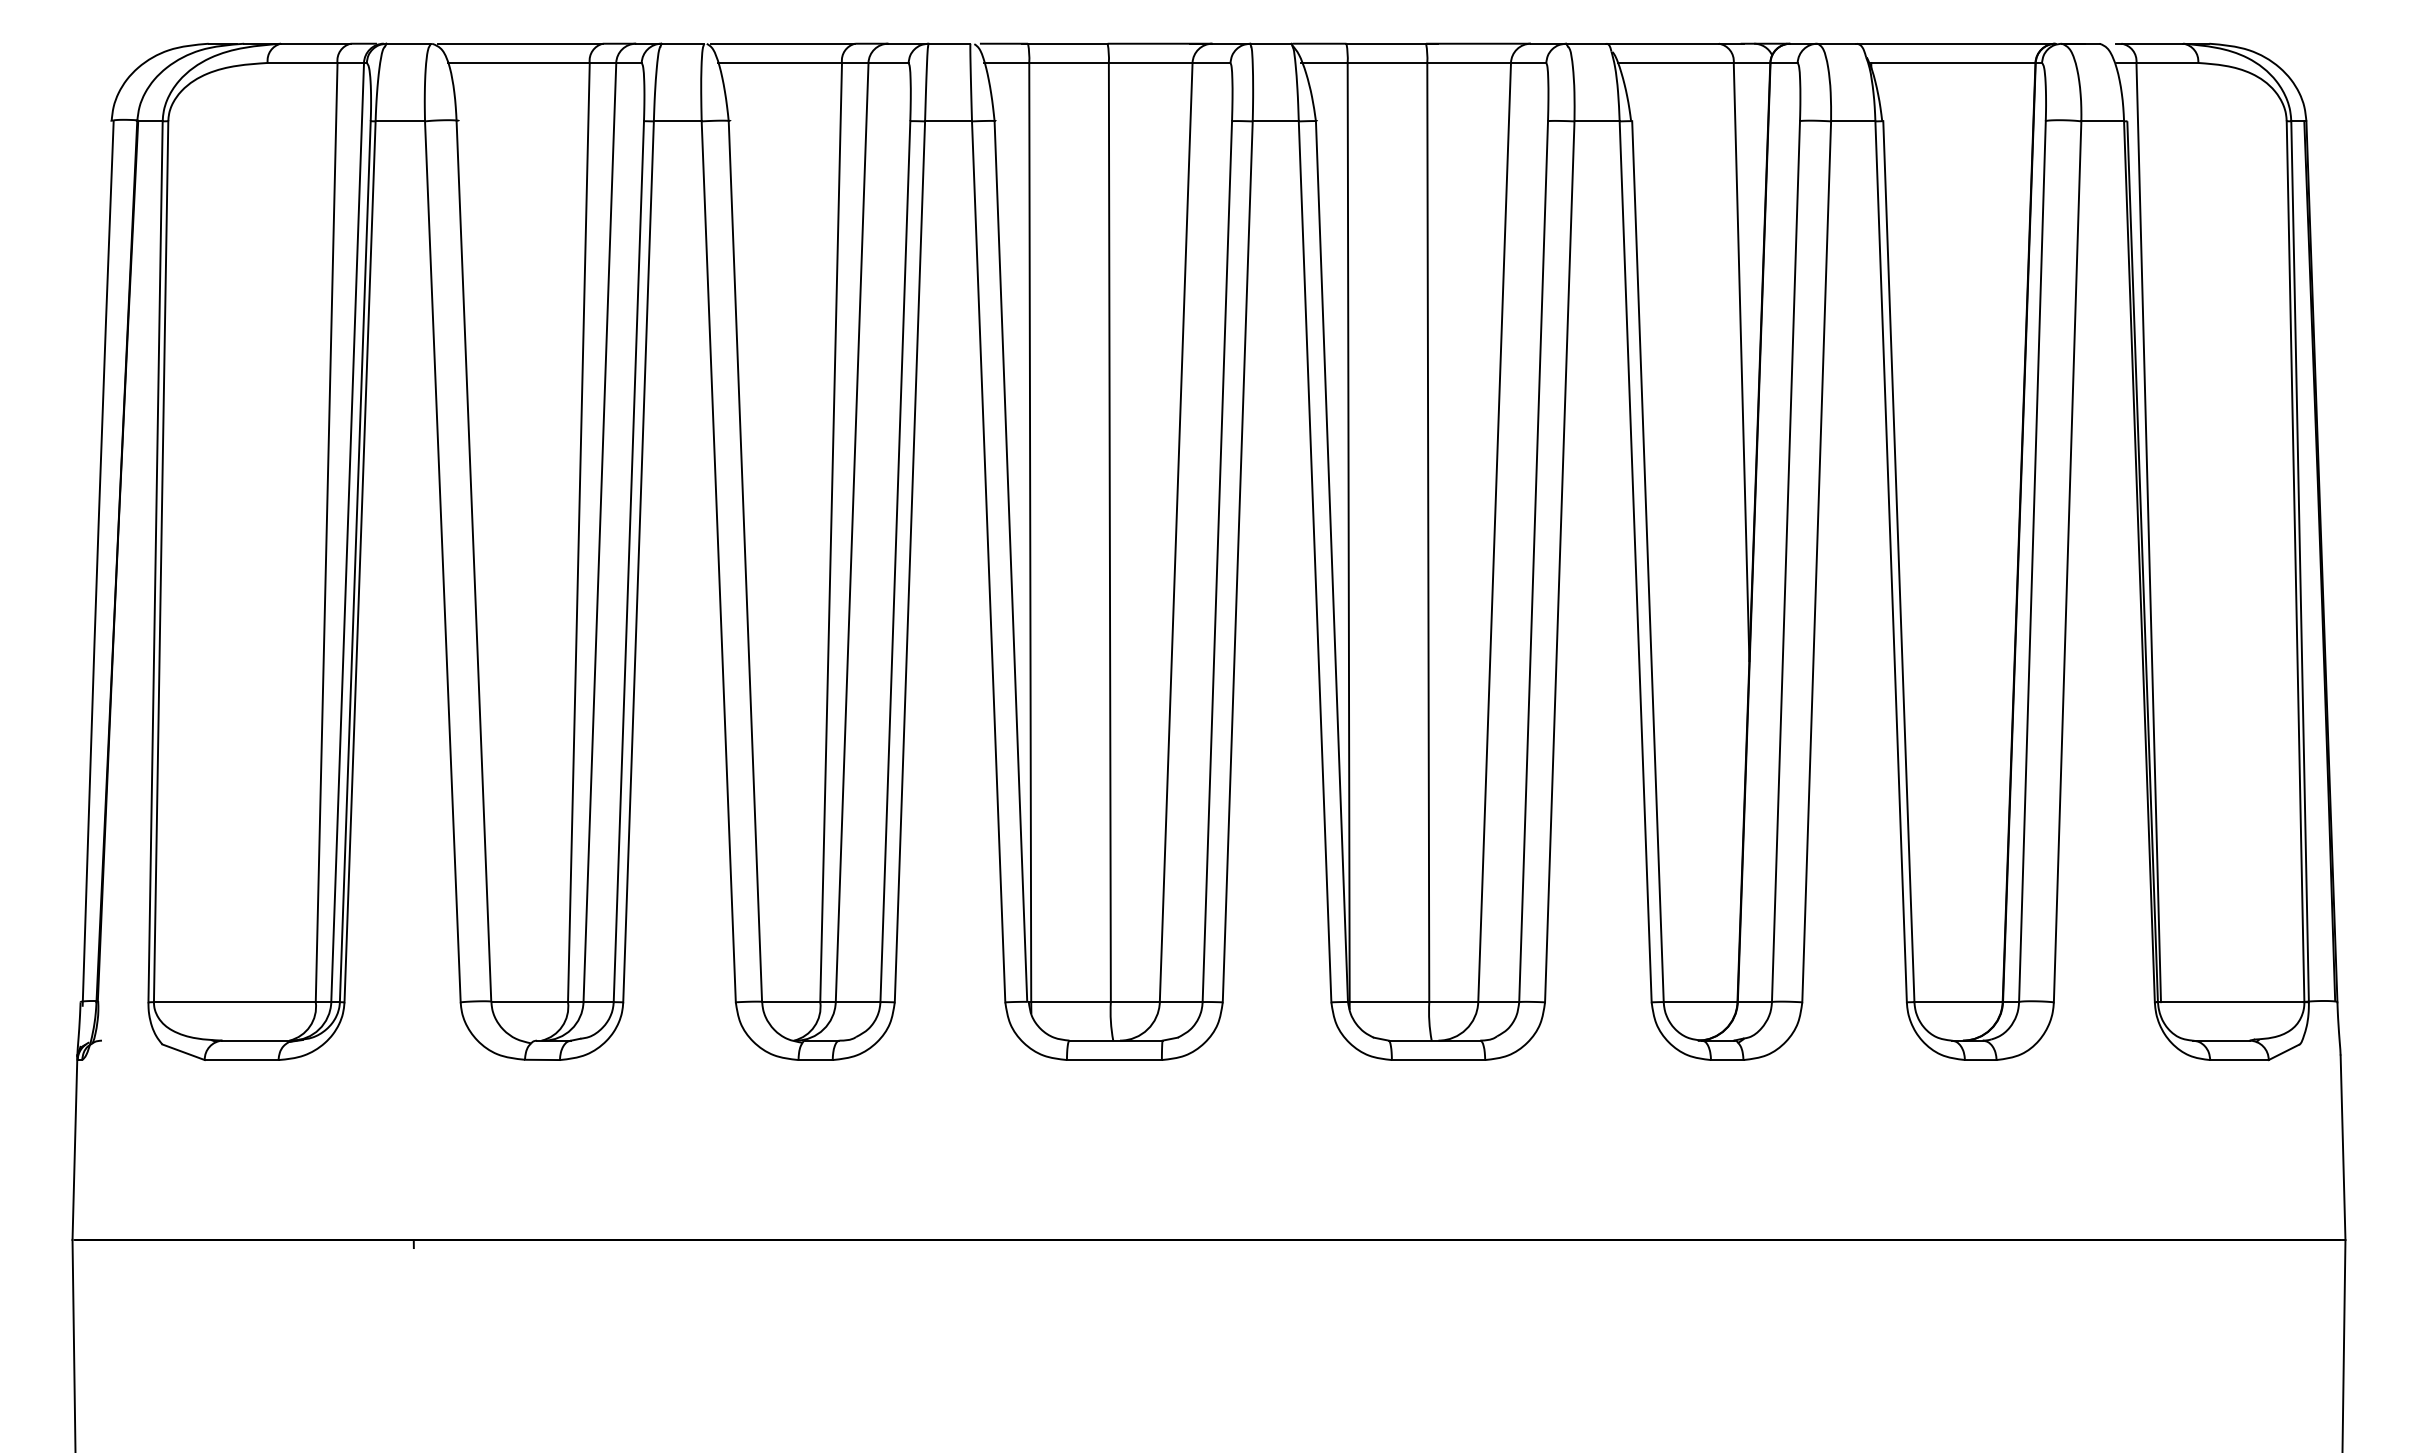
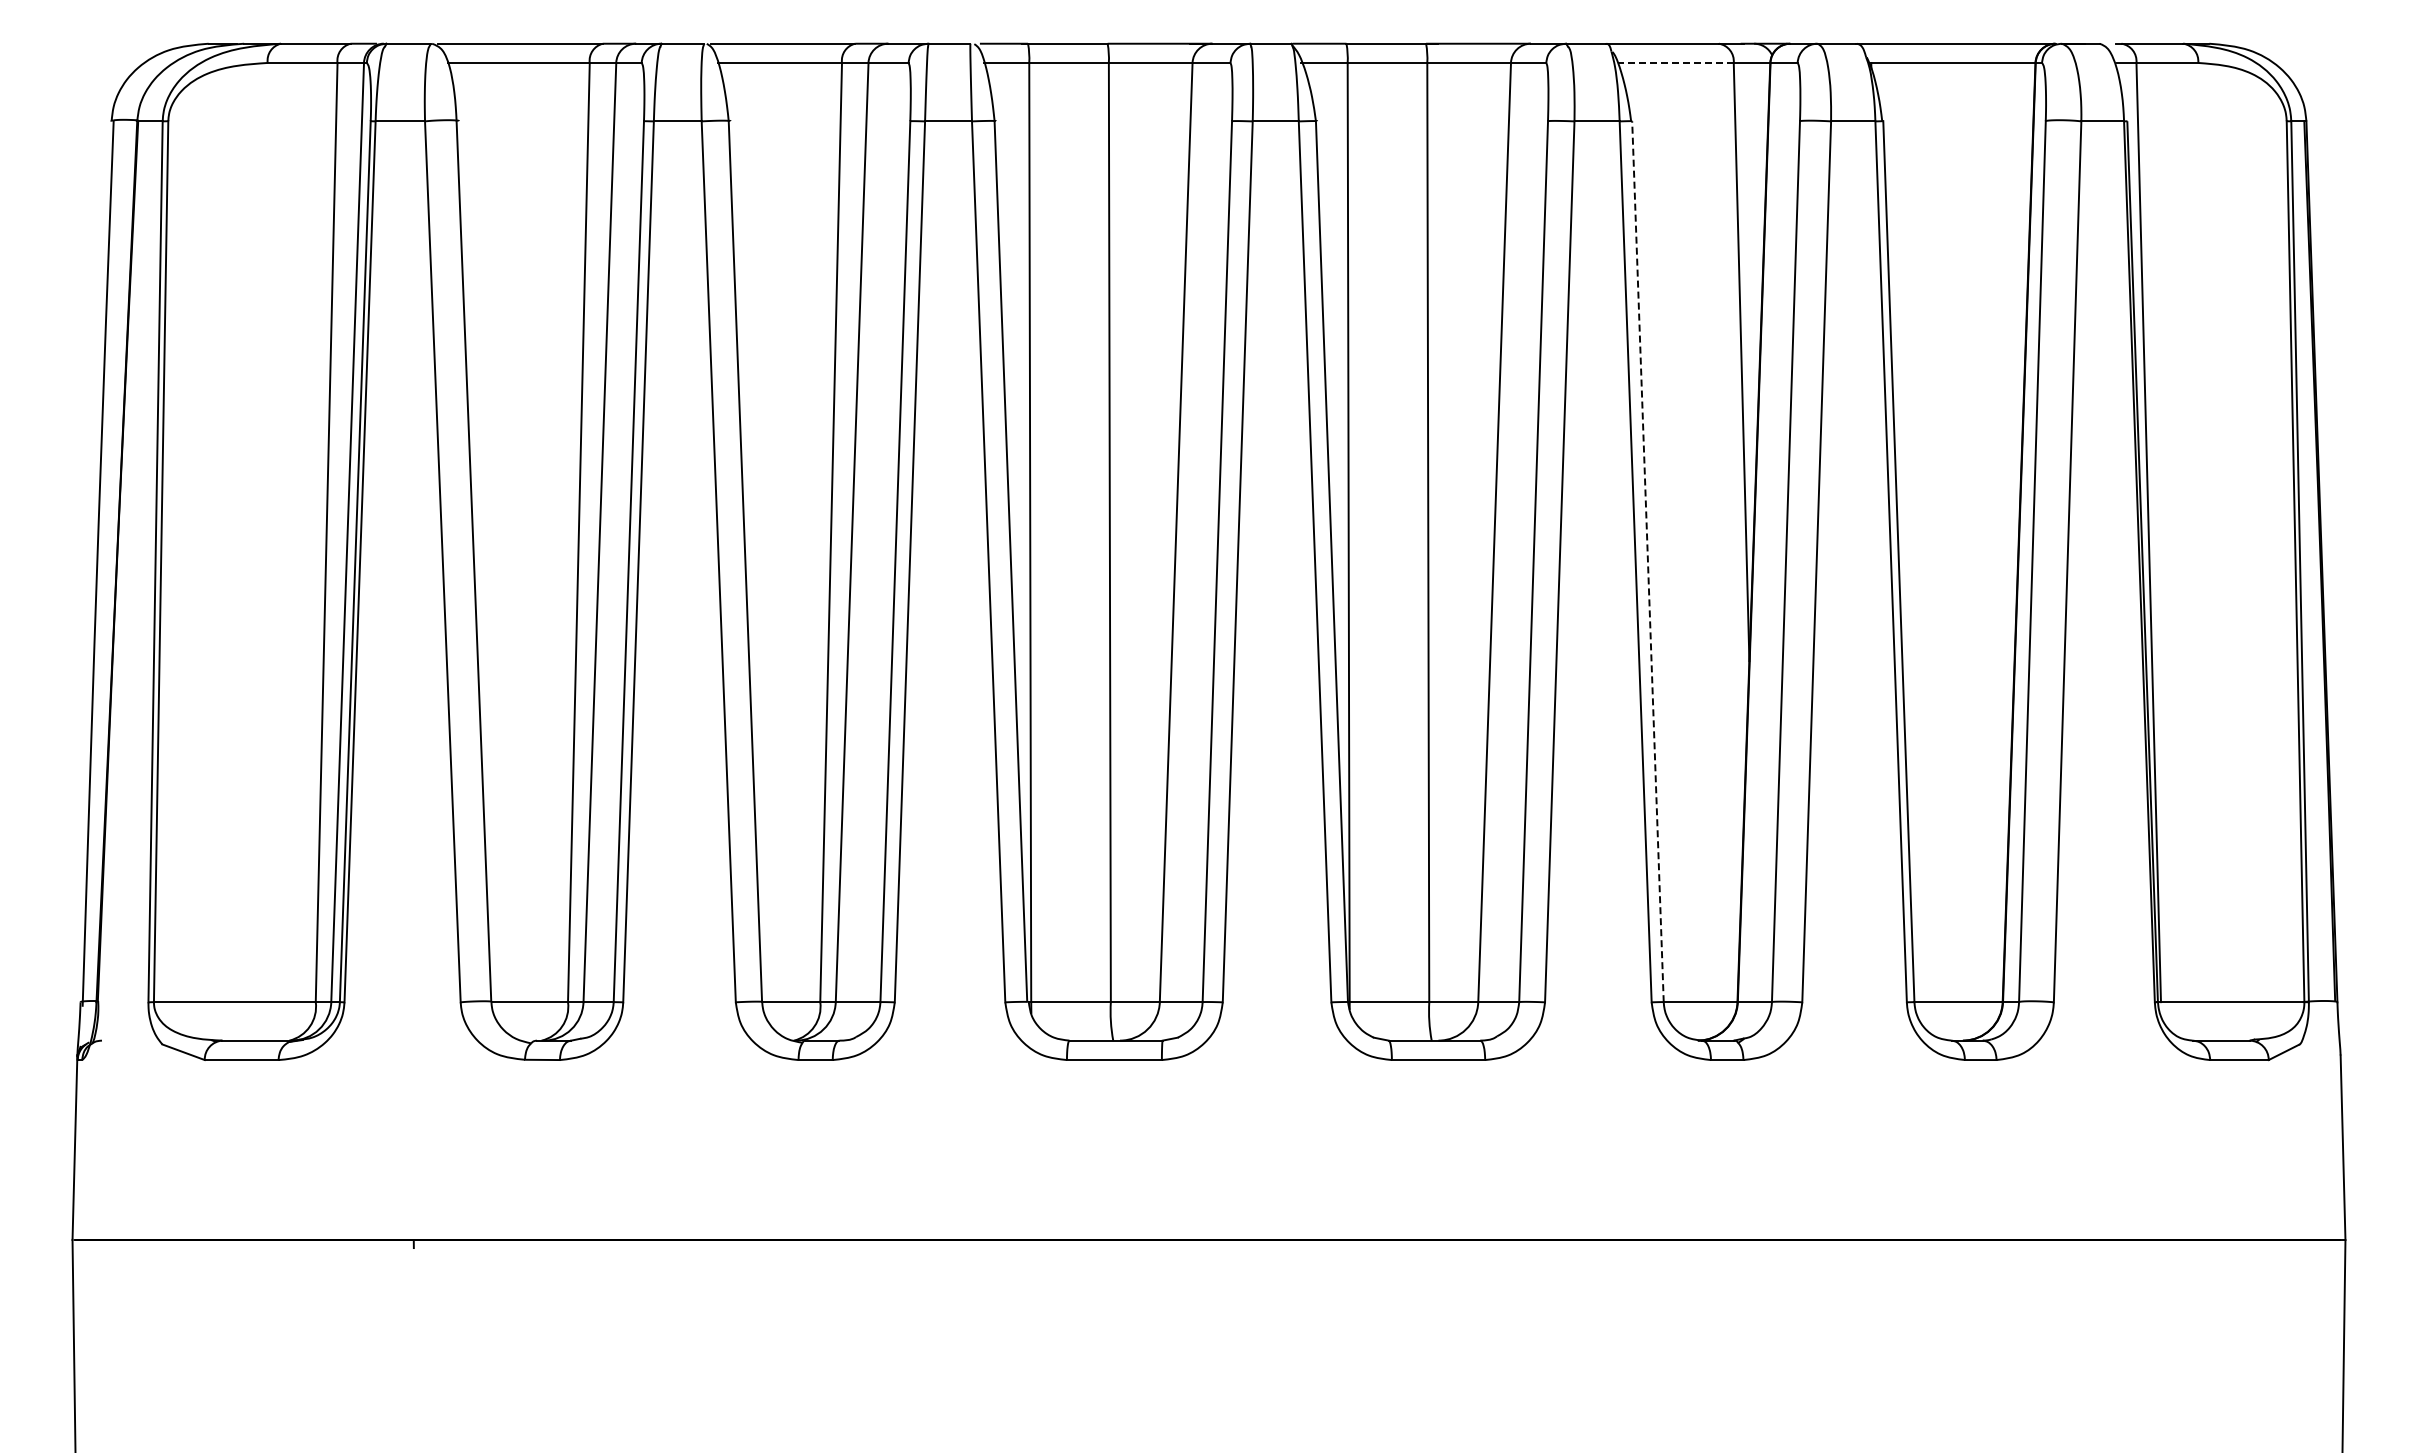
line: solid -> dashed (1675, 62)
line: solid -> dashed (1647, 561)
